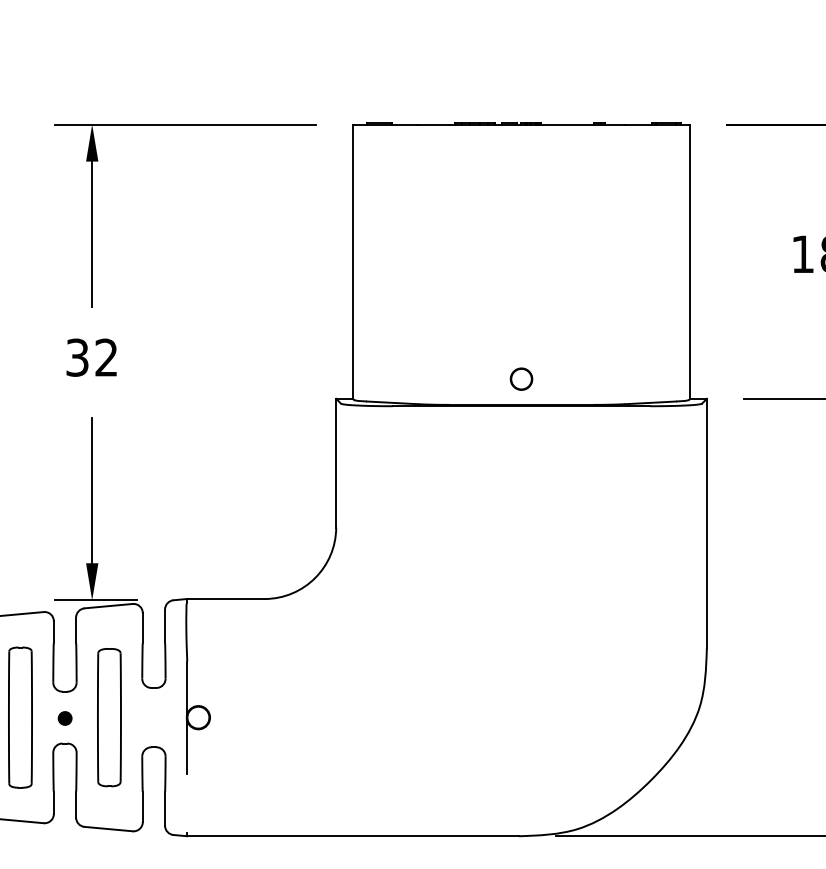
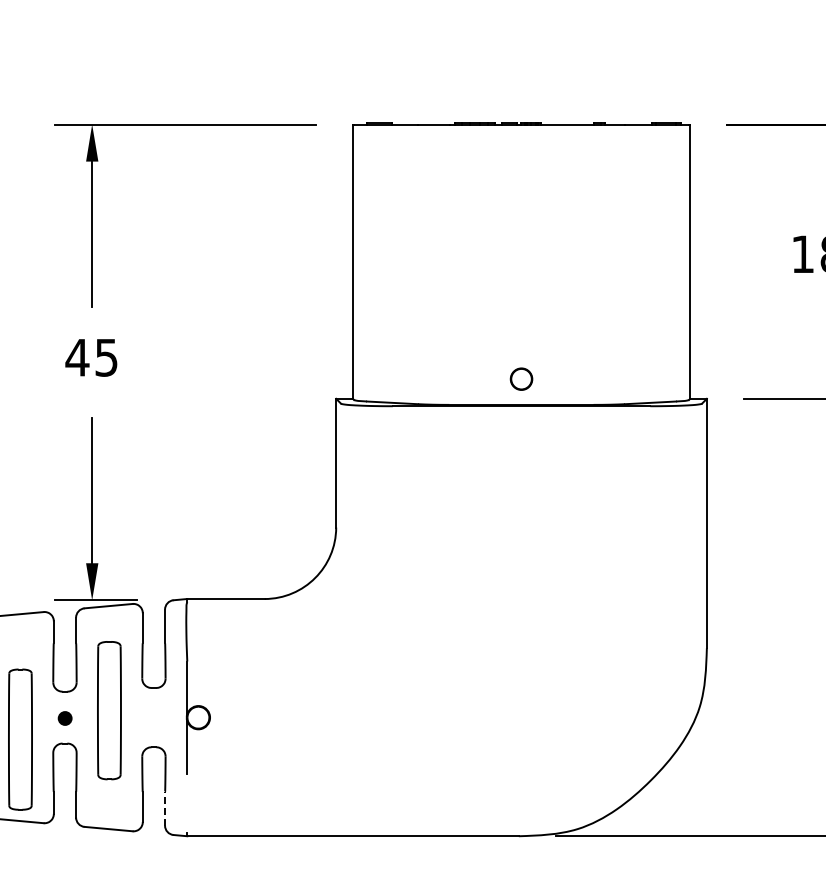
text: 32 -> 45 (91, 357)
part position: (20, 717) -> (20, 739) (20, 739)
part position: (109, 717) -> (109, 710) (109, 710)
line: solid -> dashed (165, 808)
